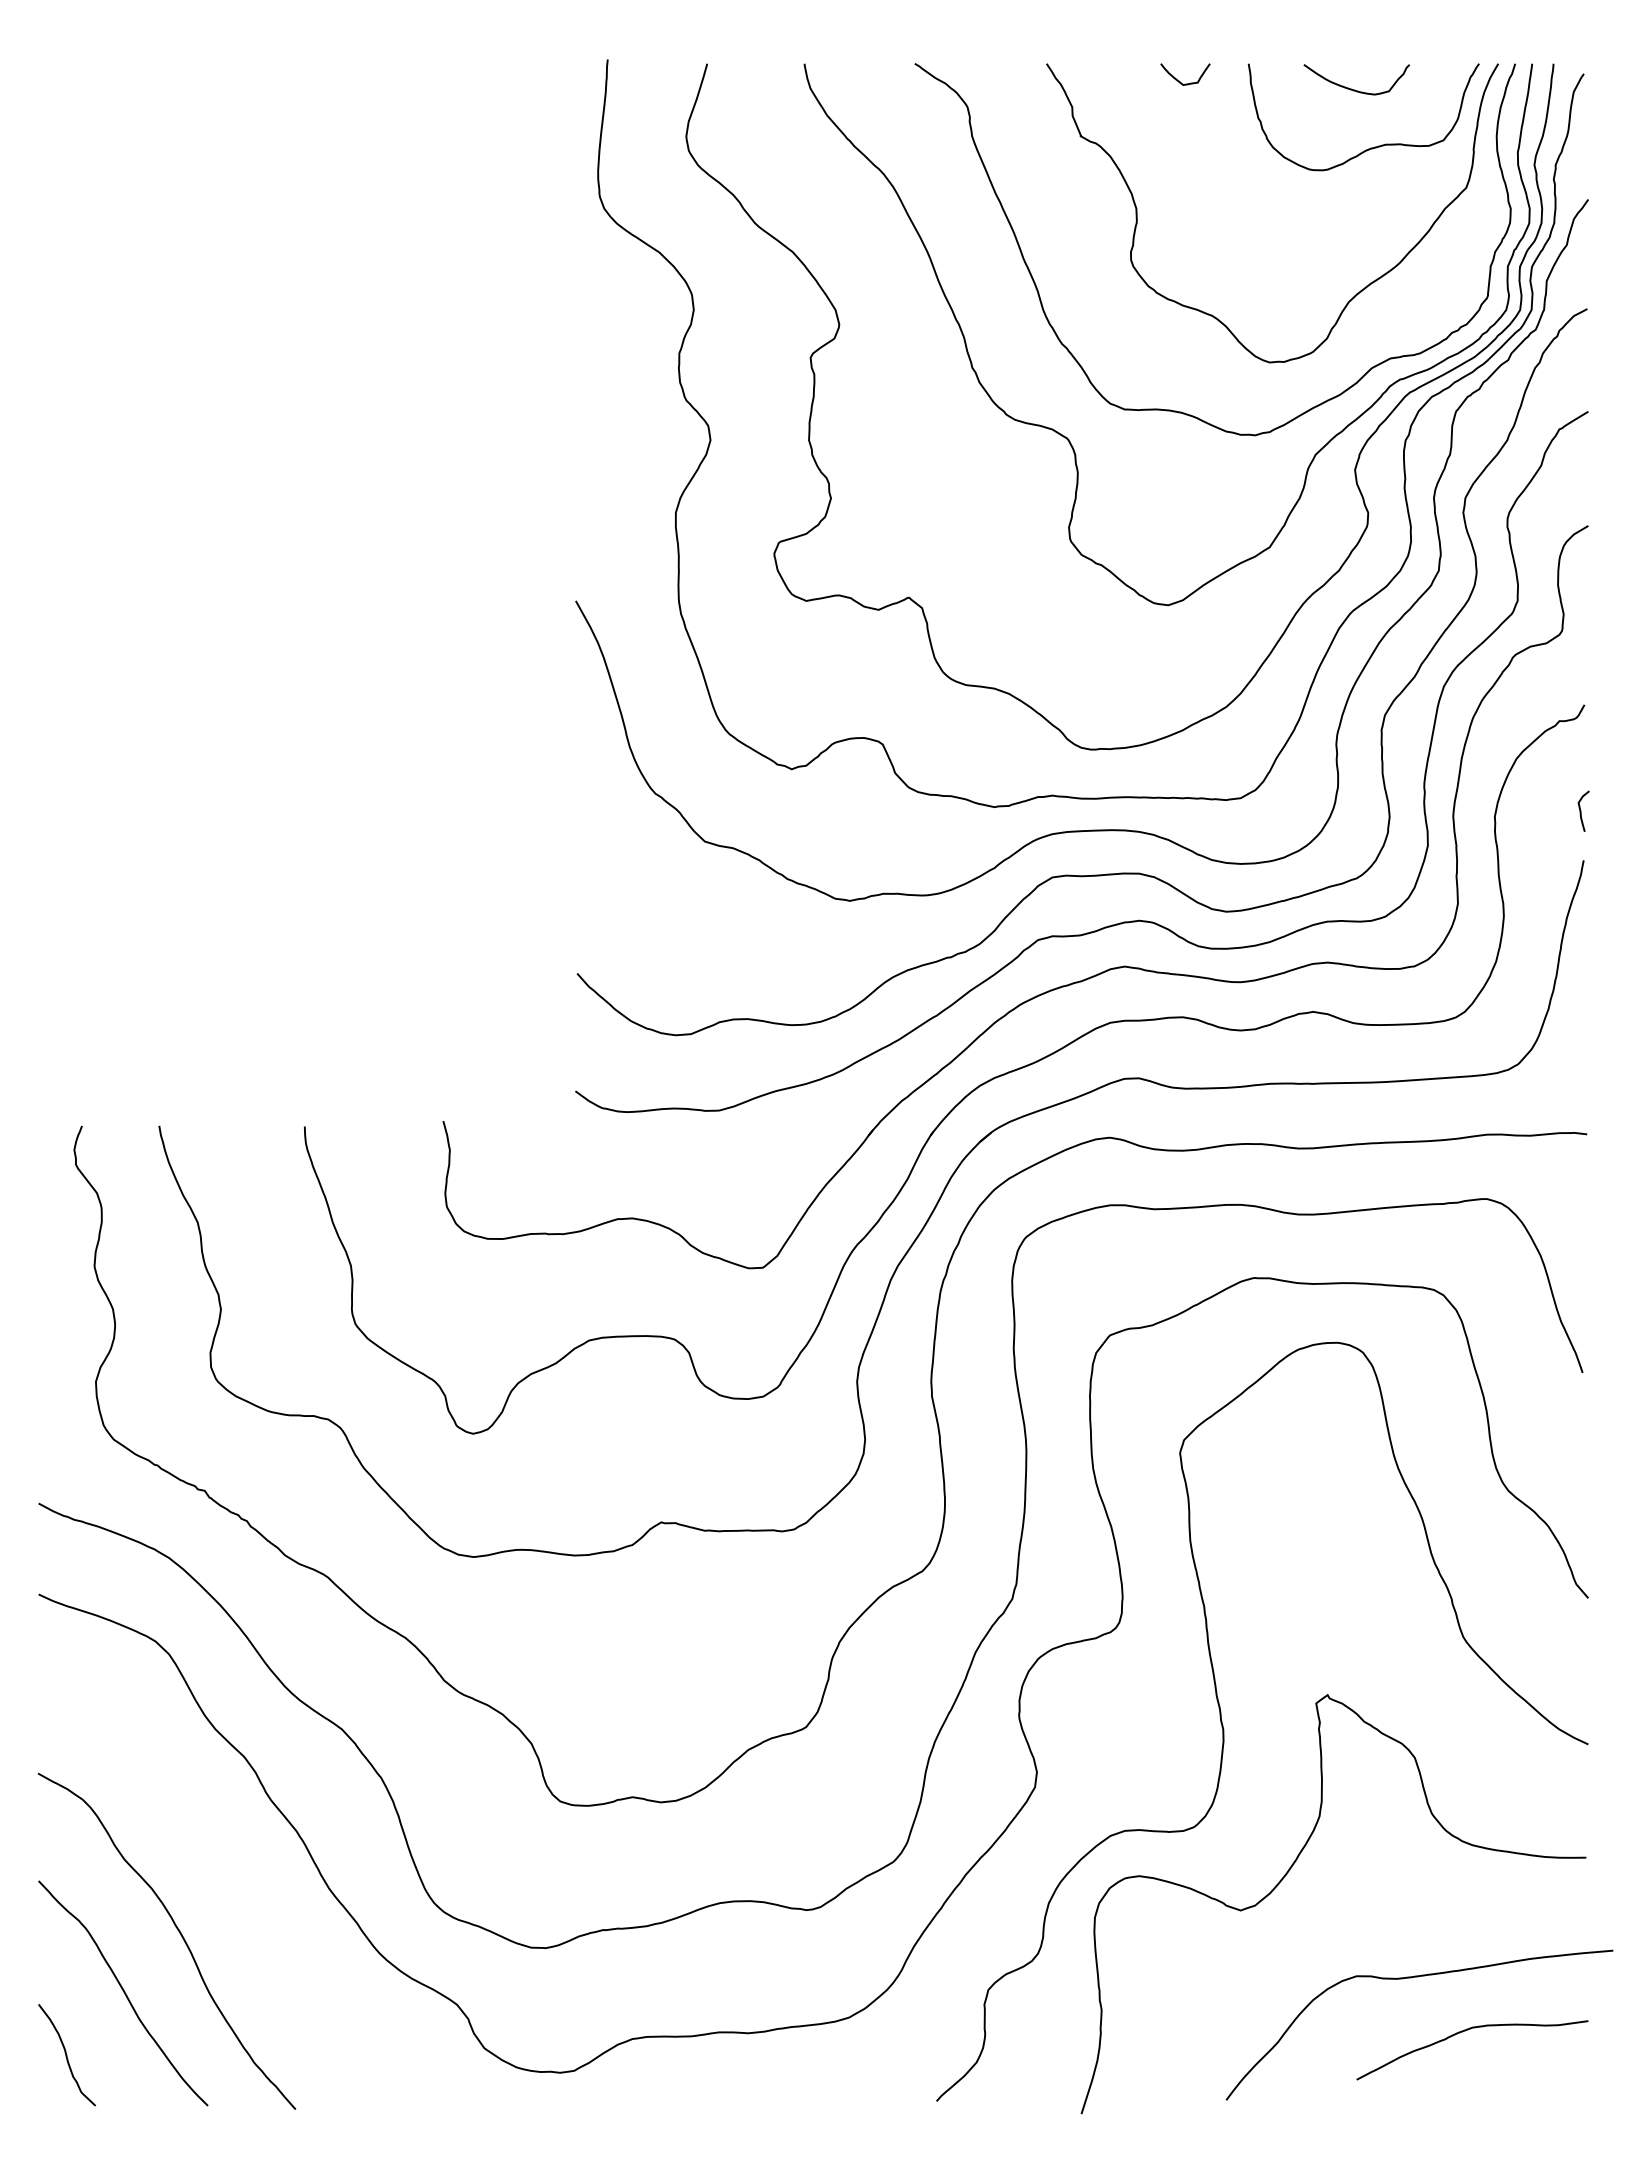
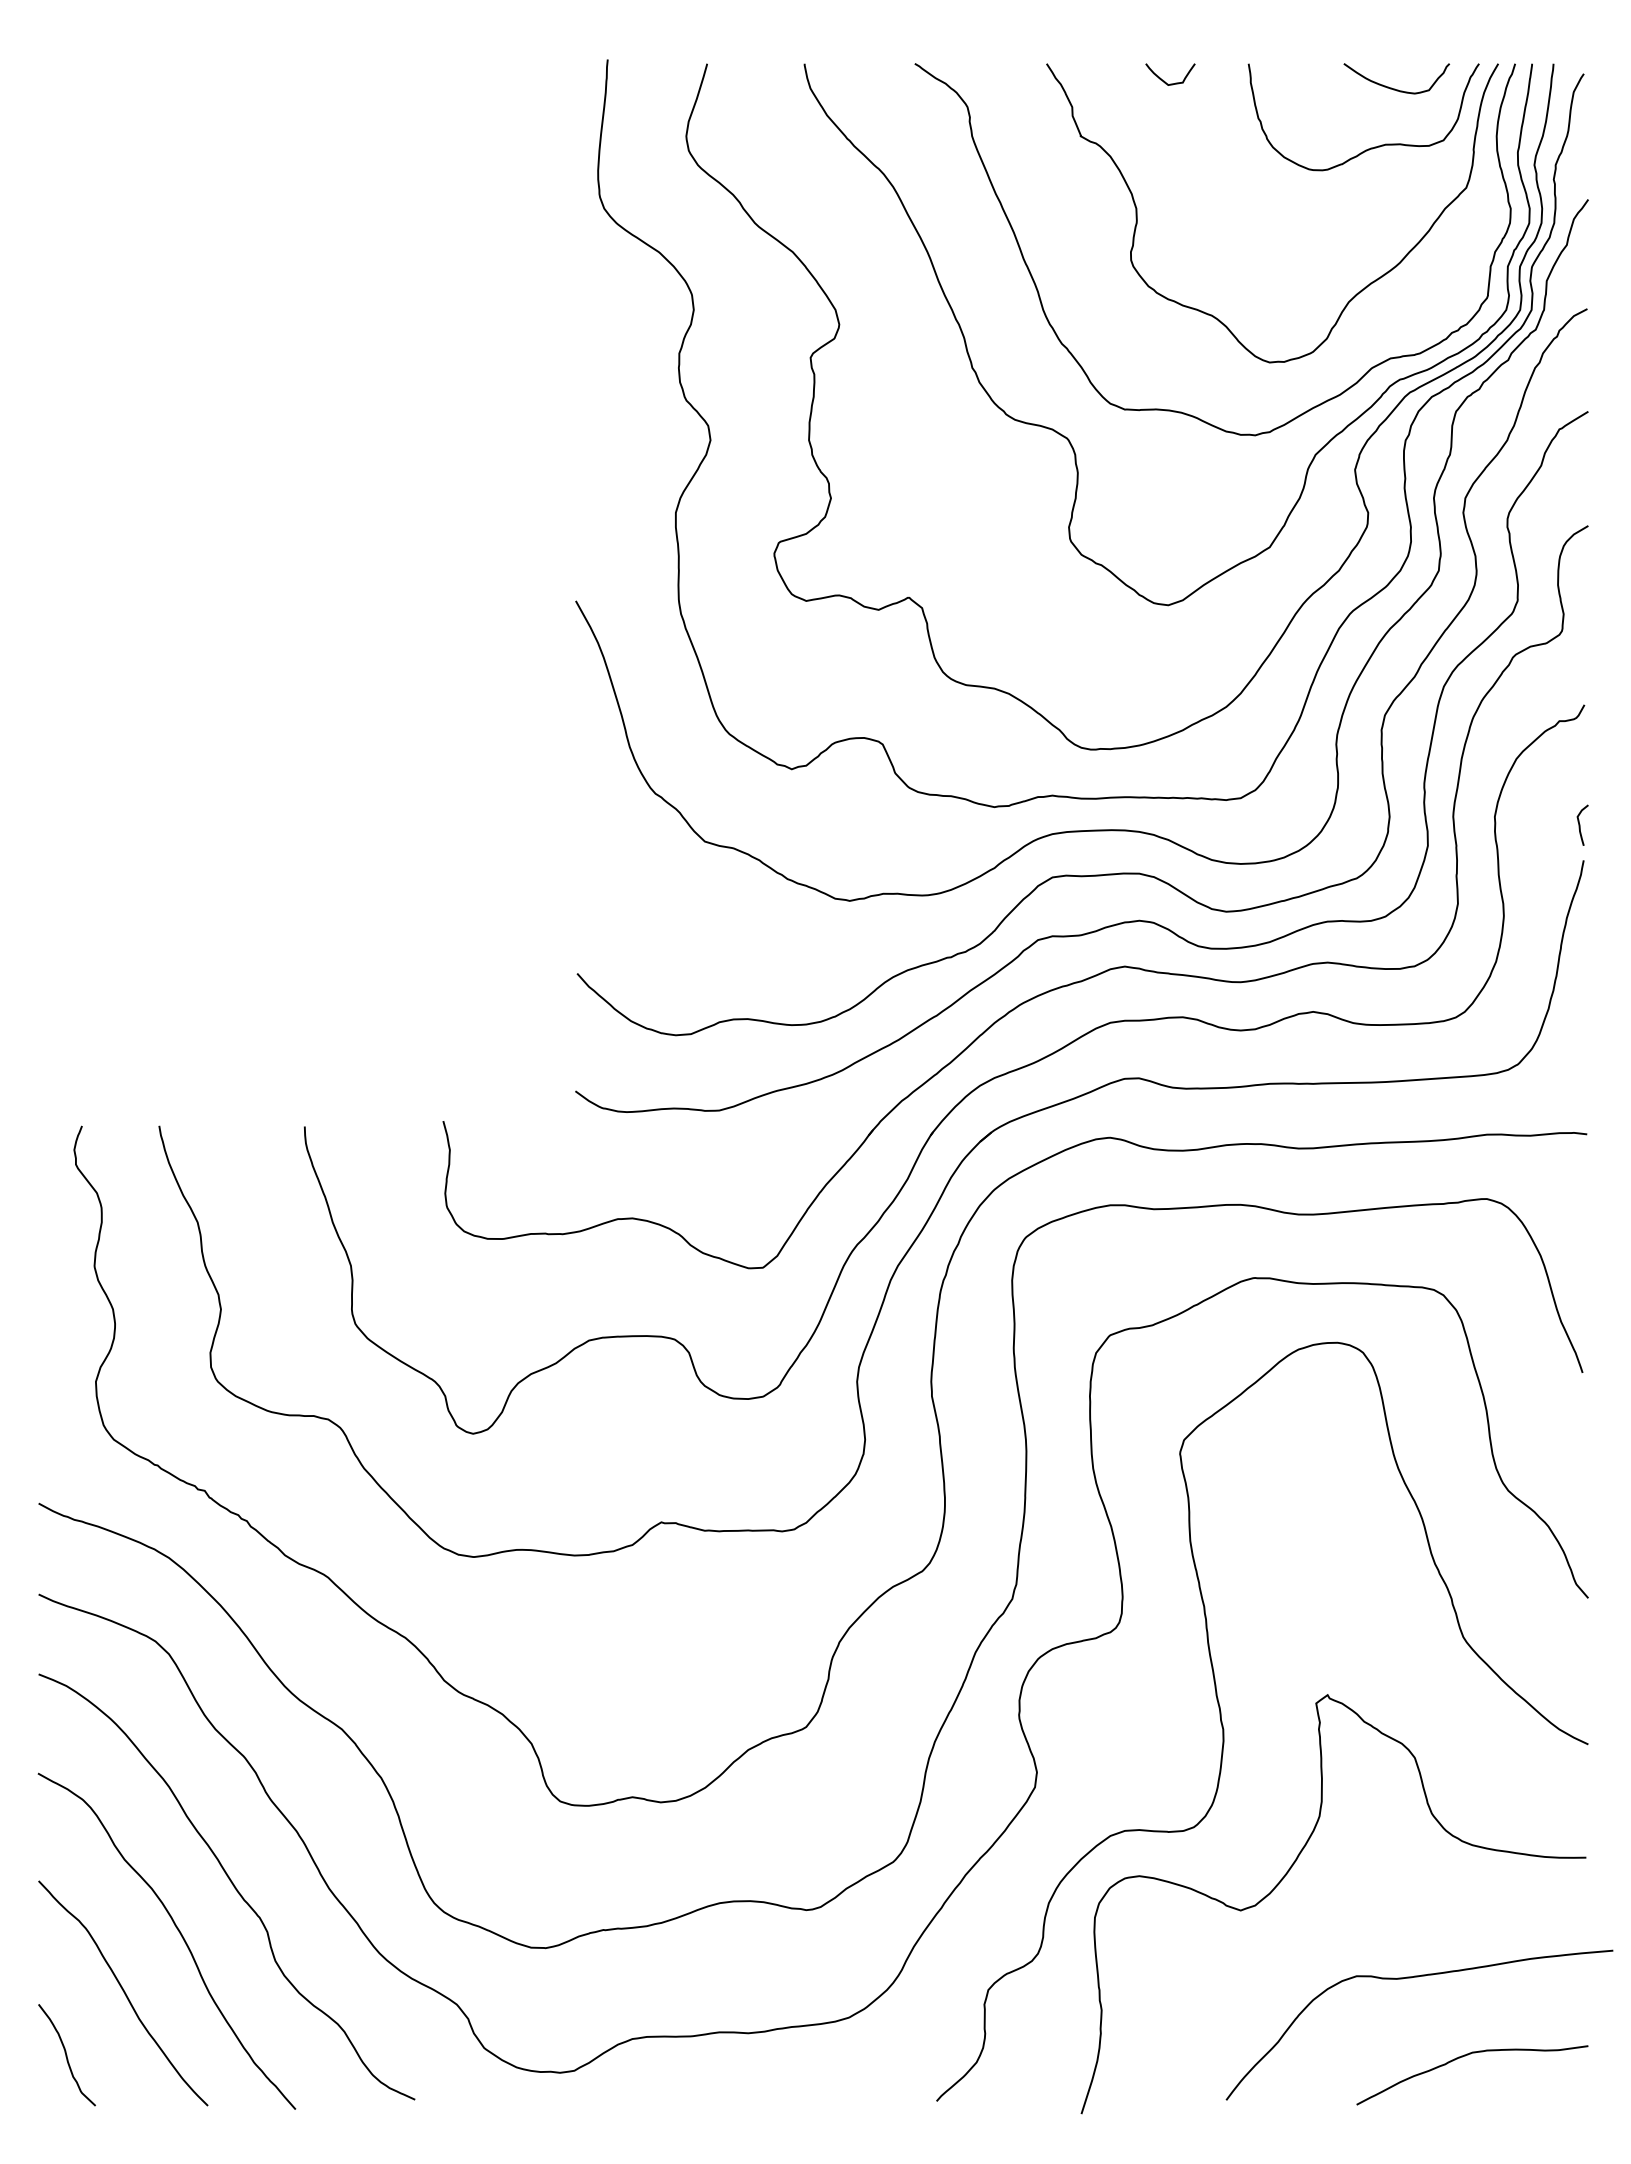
curve position: (1179, 80) -> (1164, 80) (1164, 80)
curve position: (1355, 89) -> (1395, 88) (1395, 88)
curve position: (1581, 810) -> (1580, 824) (1580, 824)
curve: none -> present (230, 1882)
curve position: (1465, 2031) -> (1465, 2056) (1465, 2056)
